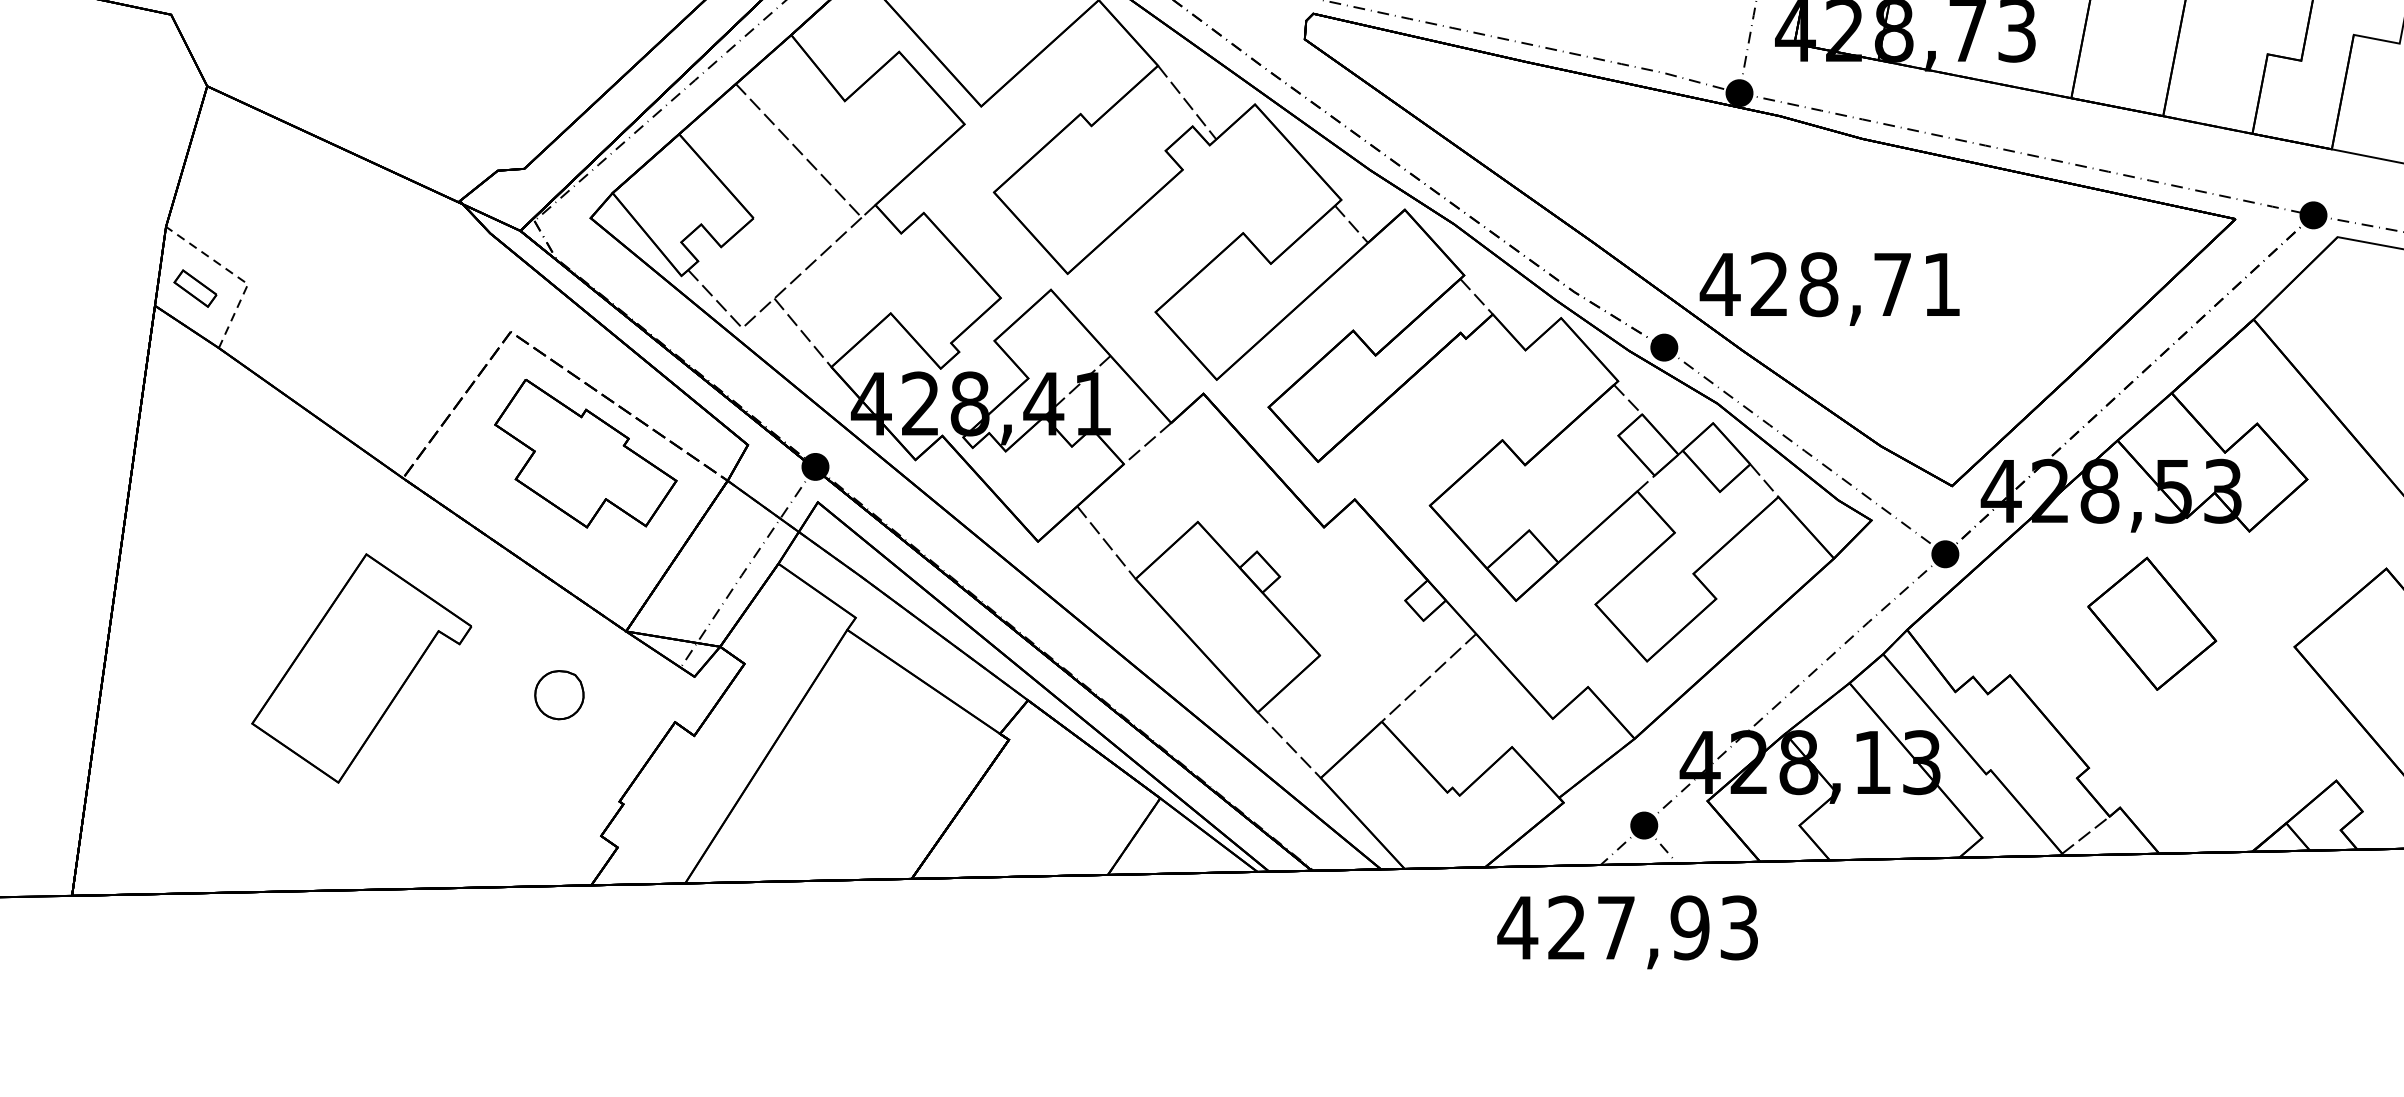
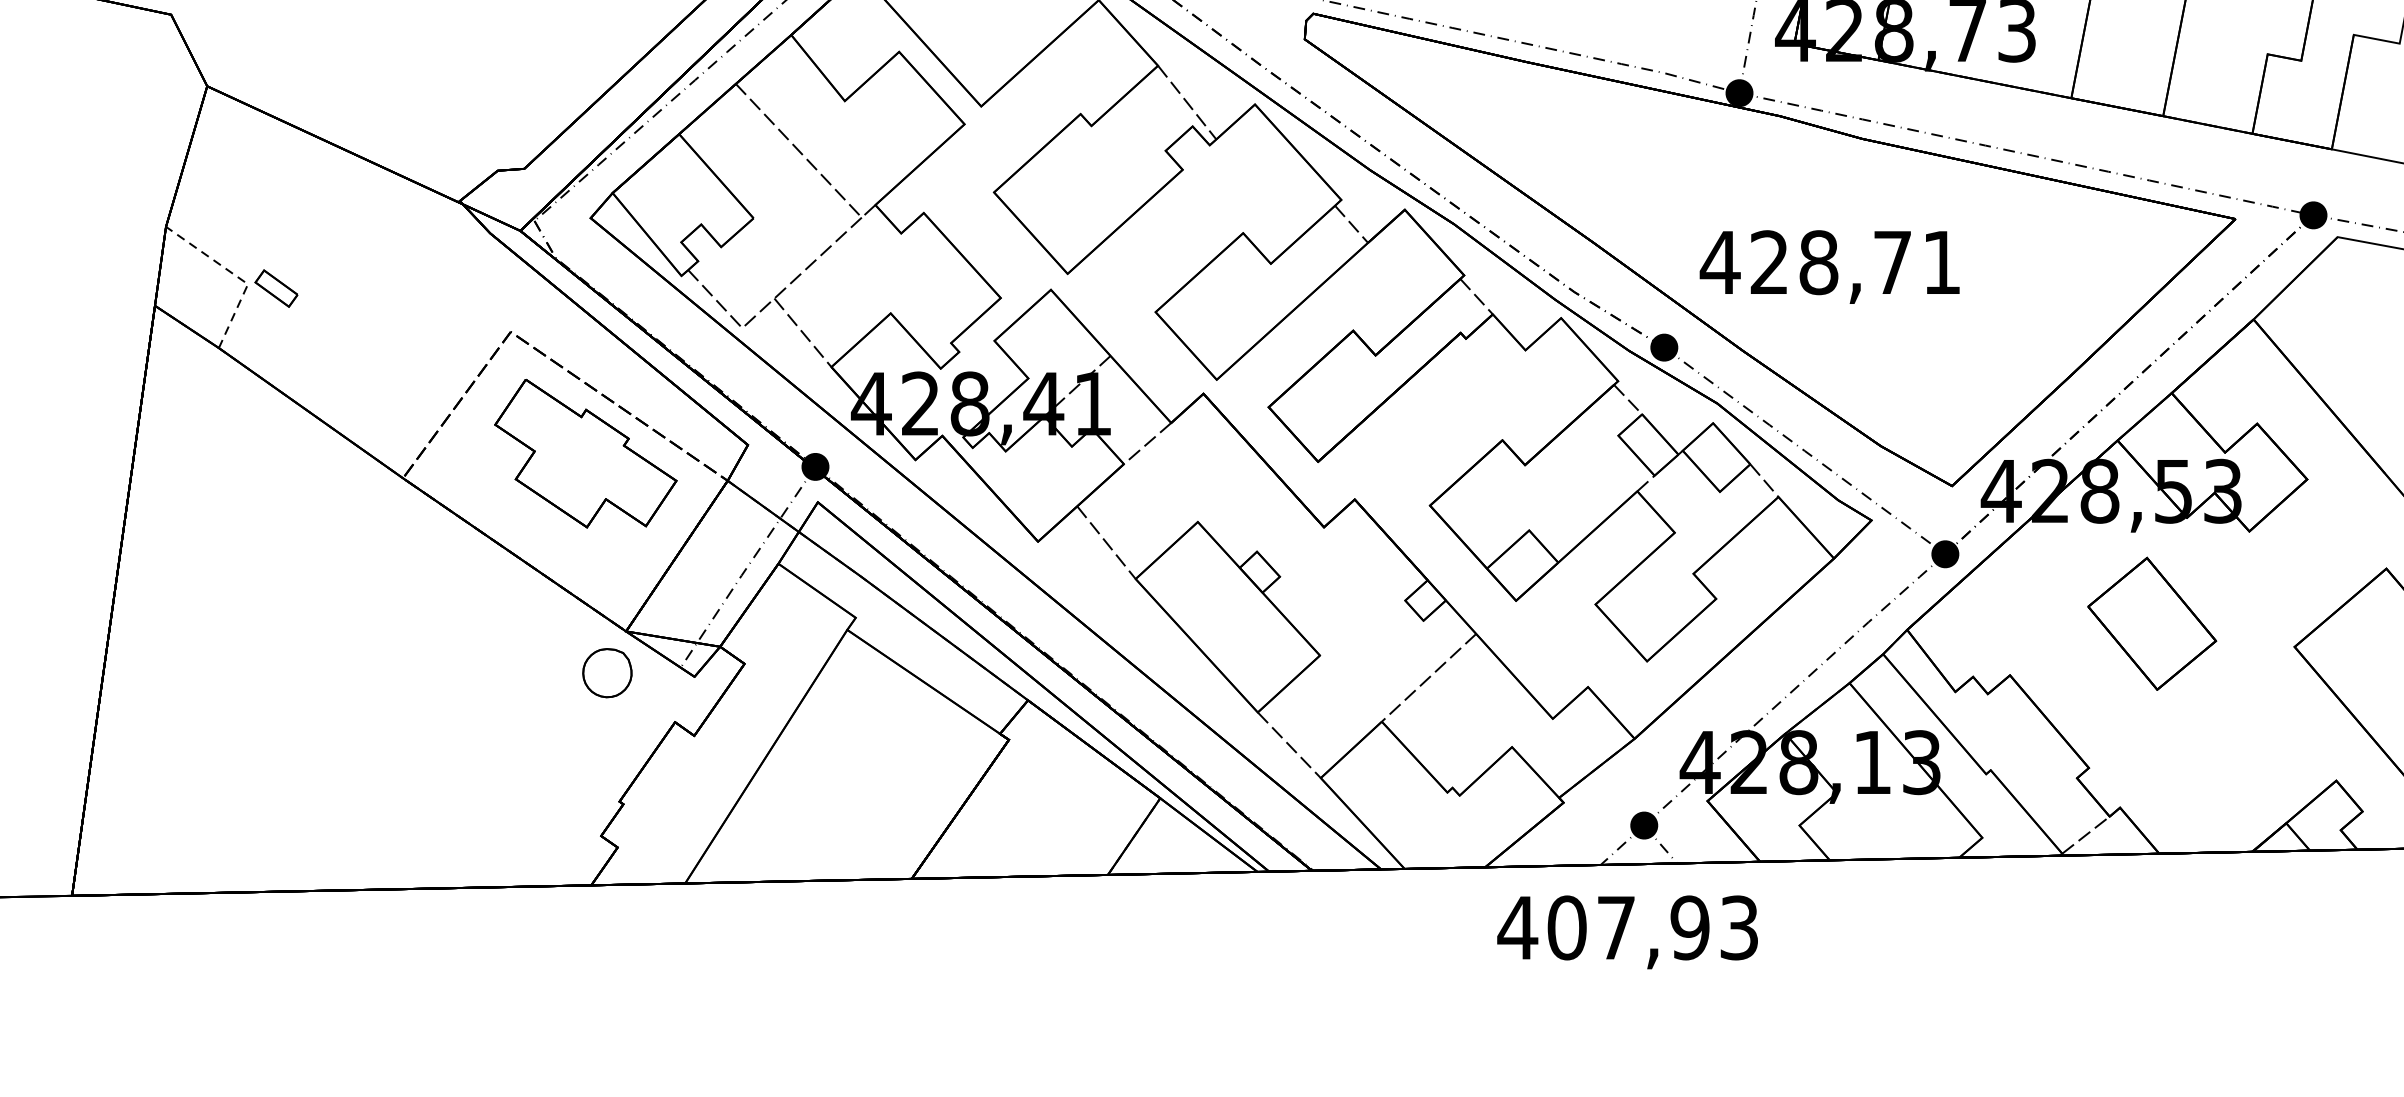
part position: (195, 288) -> (276, 288) (276, 288)
text position: (1829, 288) -> (1829, 266) (1829, 266)
part: present -> none (361, 668)
part position: (559, 695) -> (607, 673) (607, 673)
text: 427,93 -> 407,93 (1566, 927)
